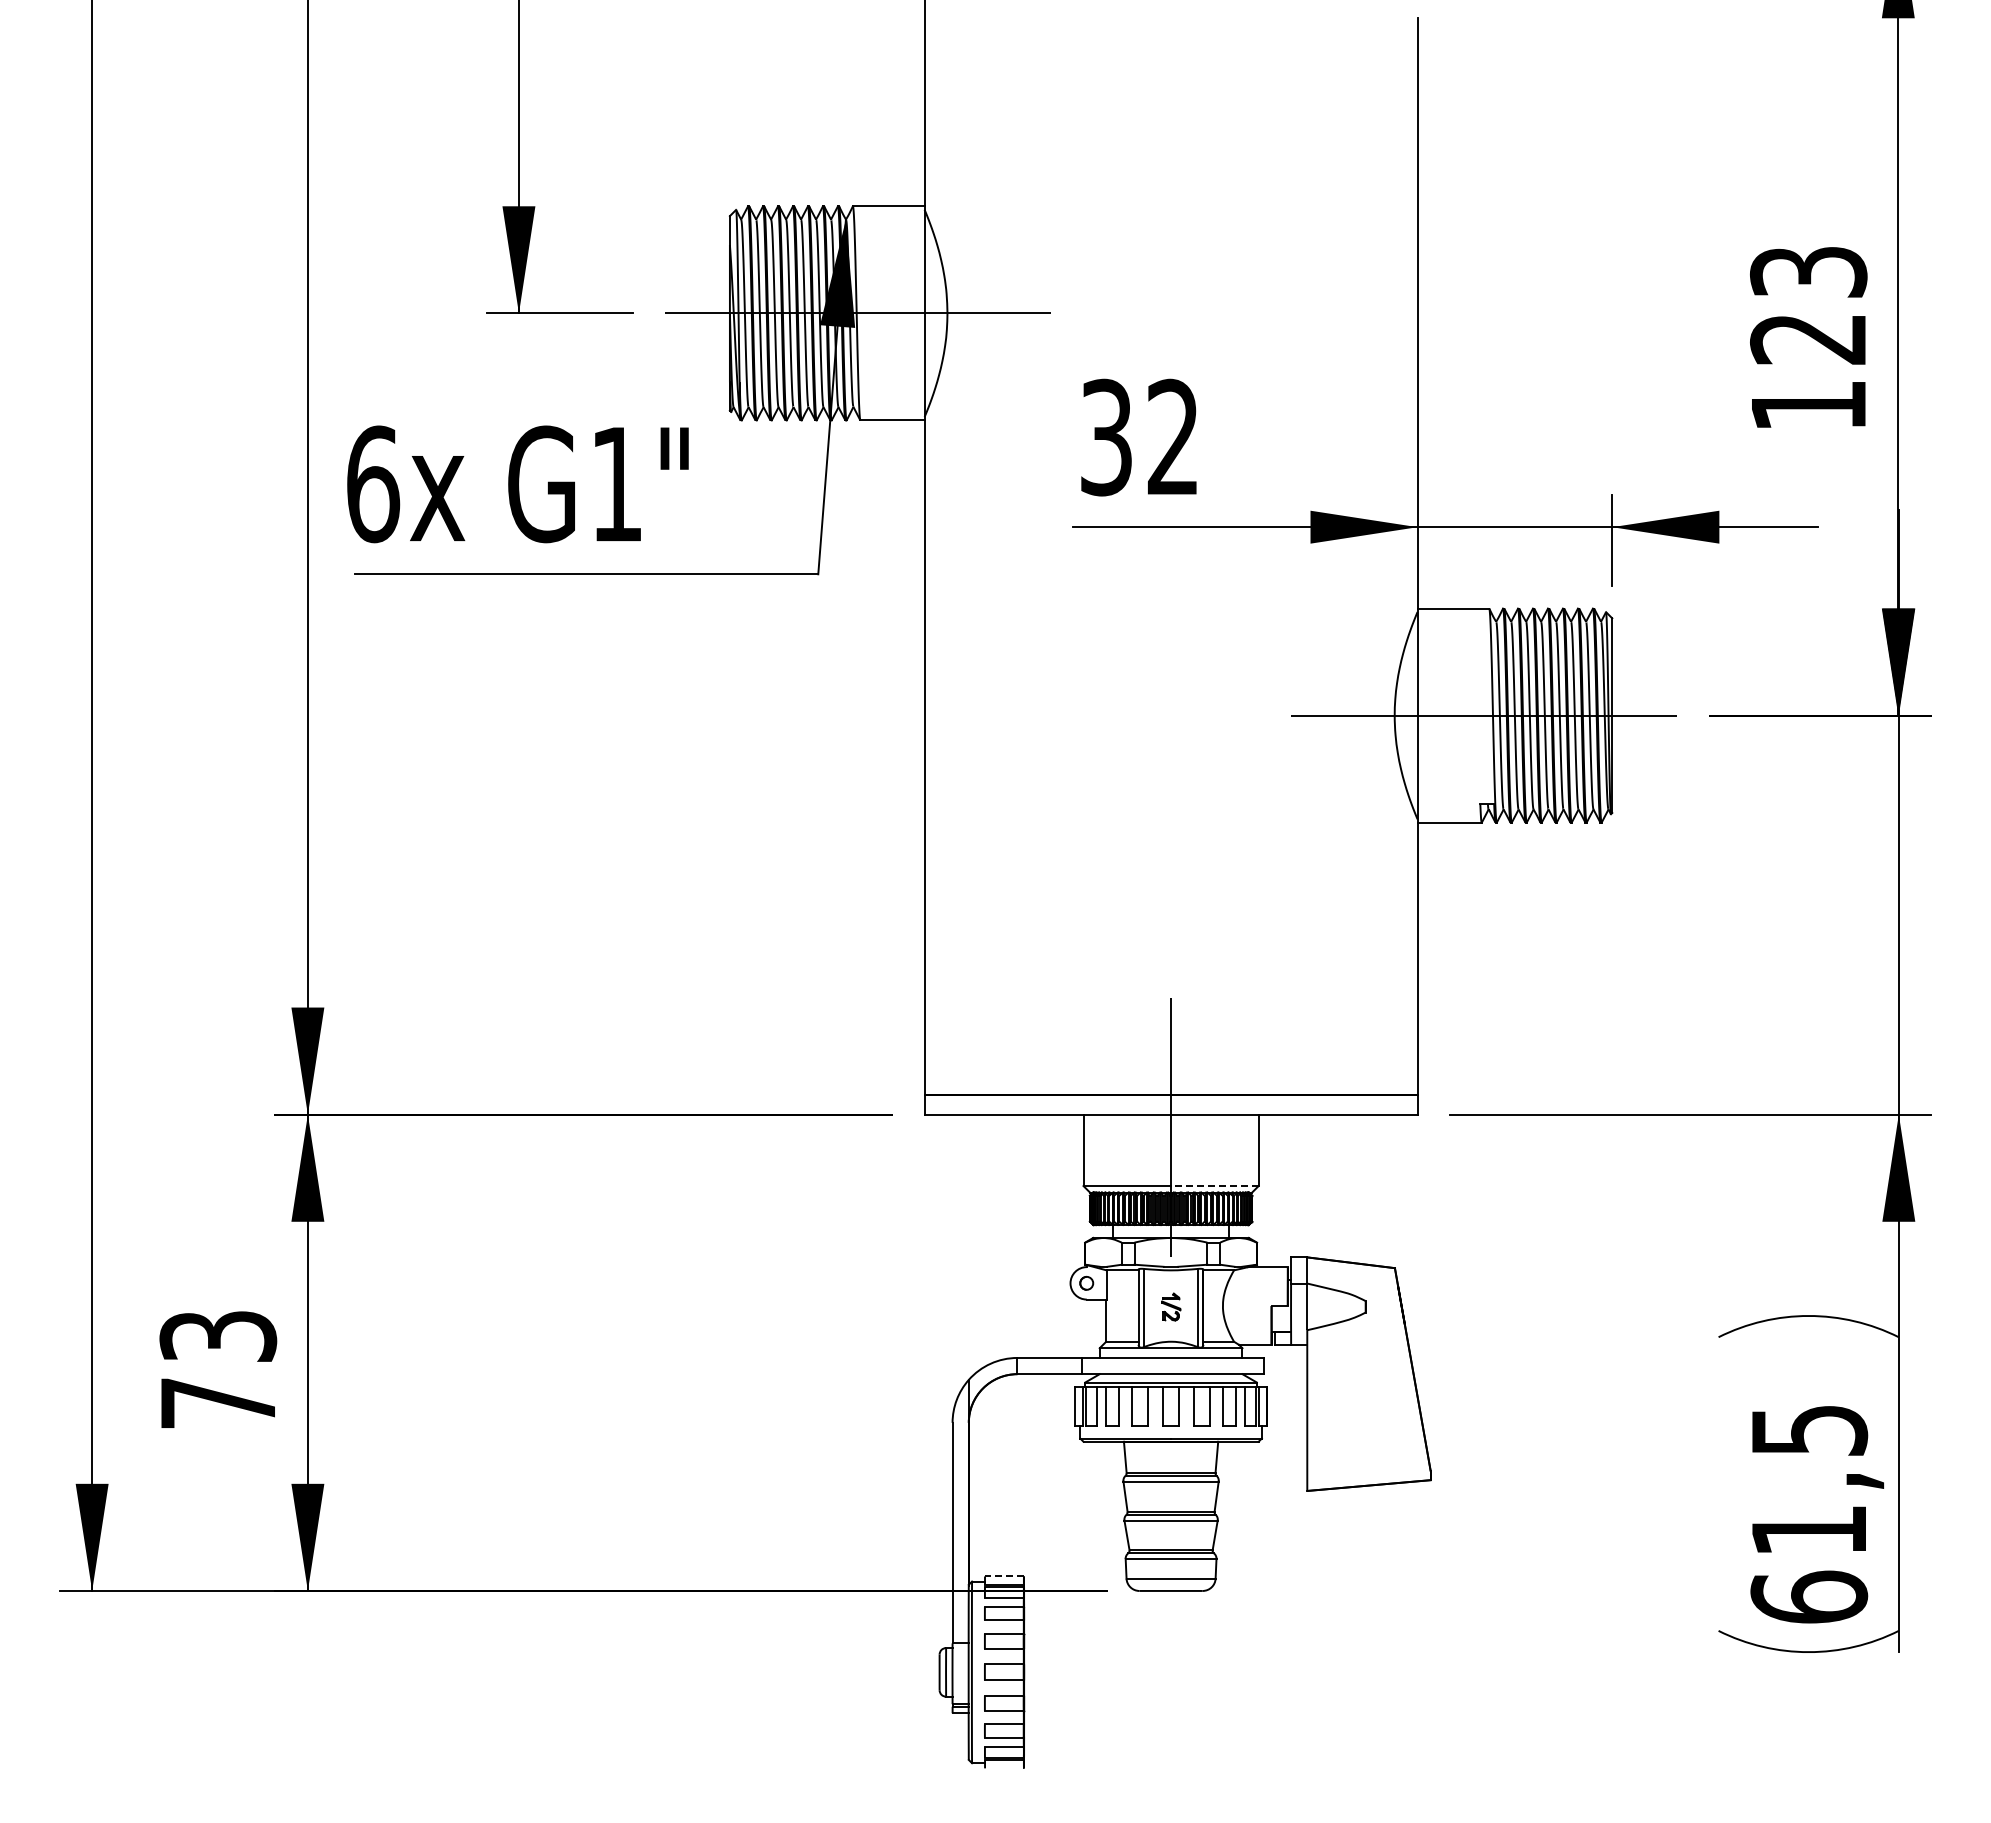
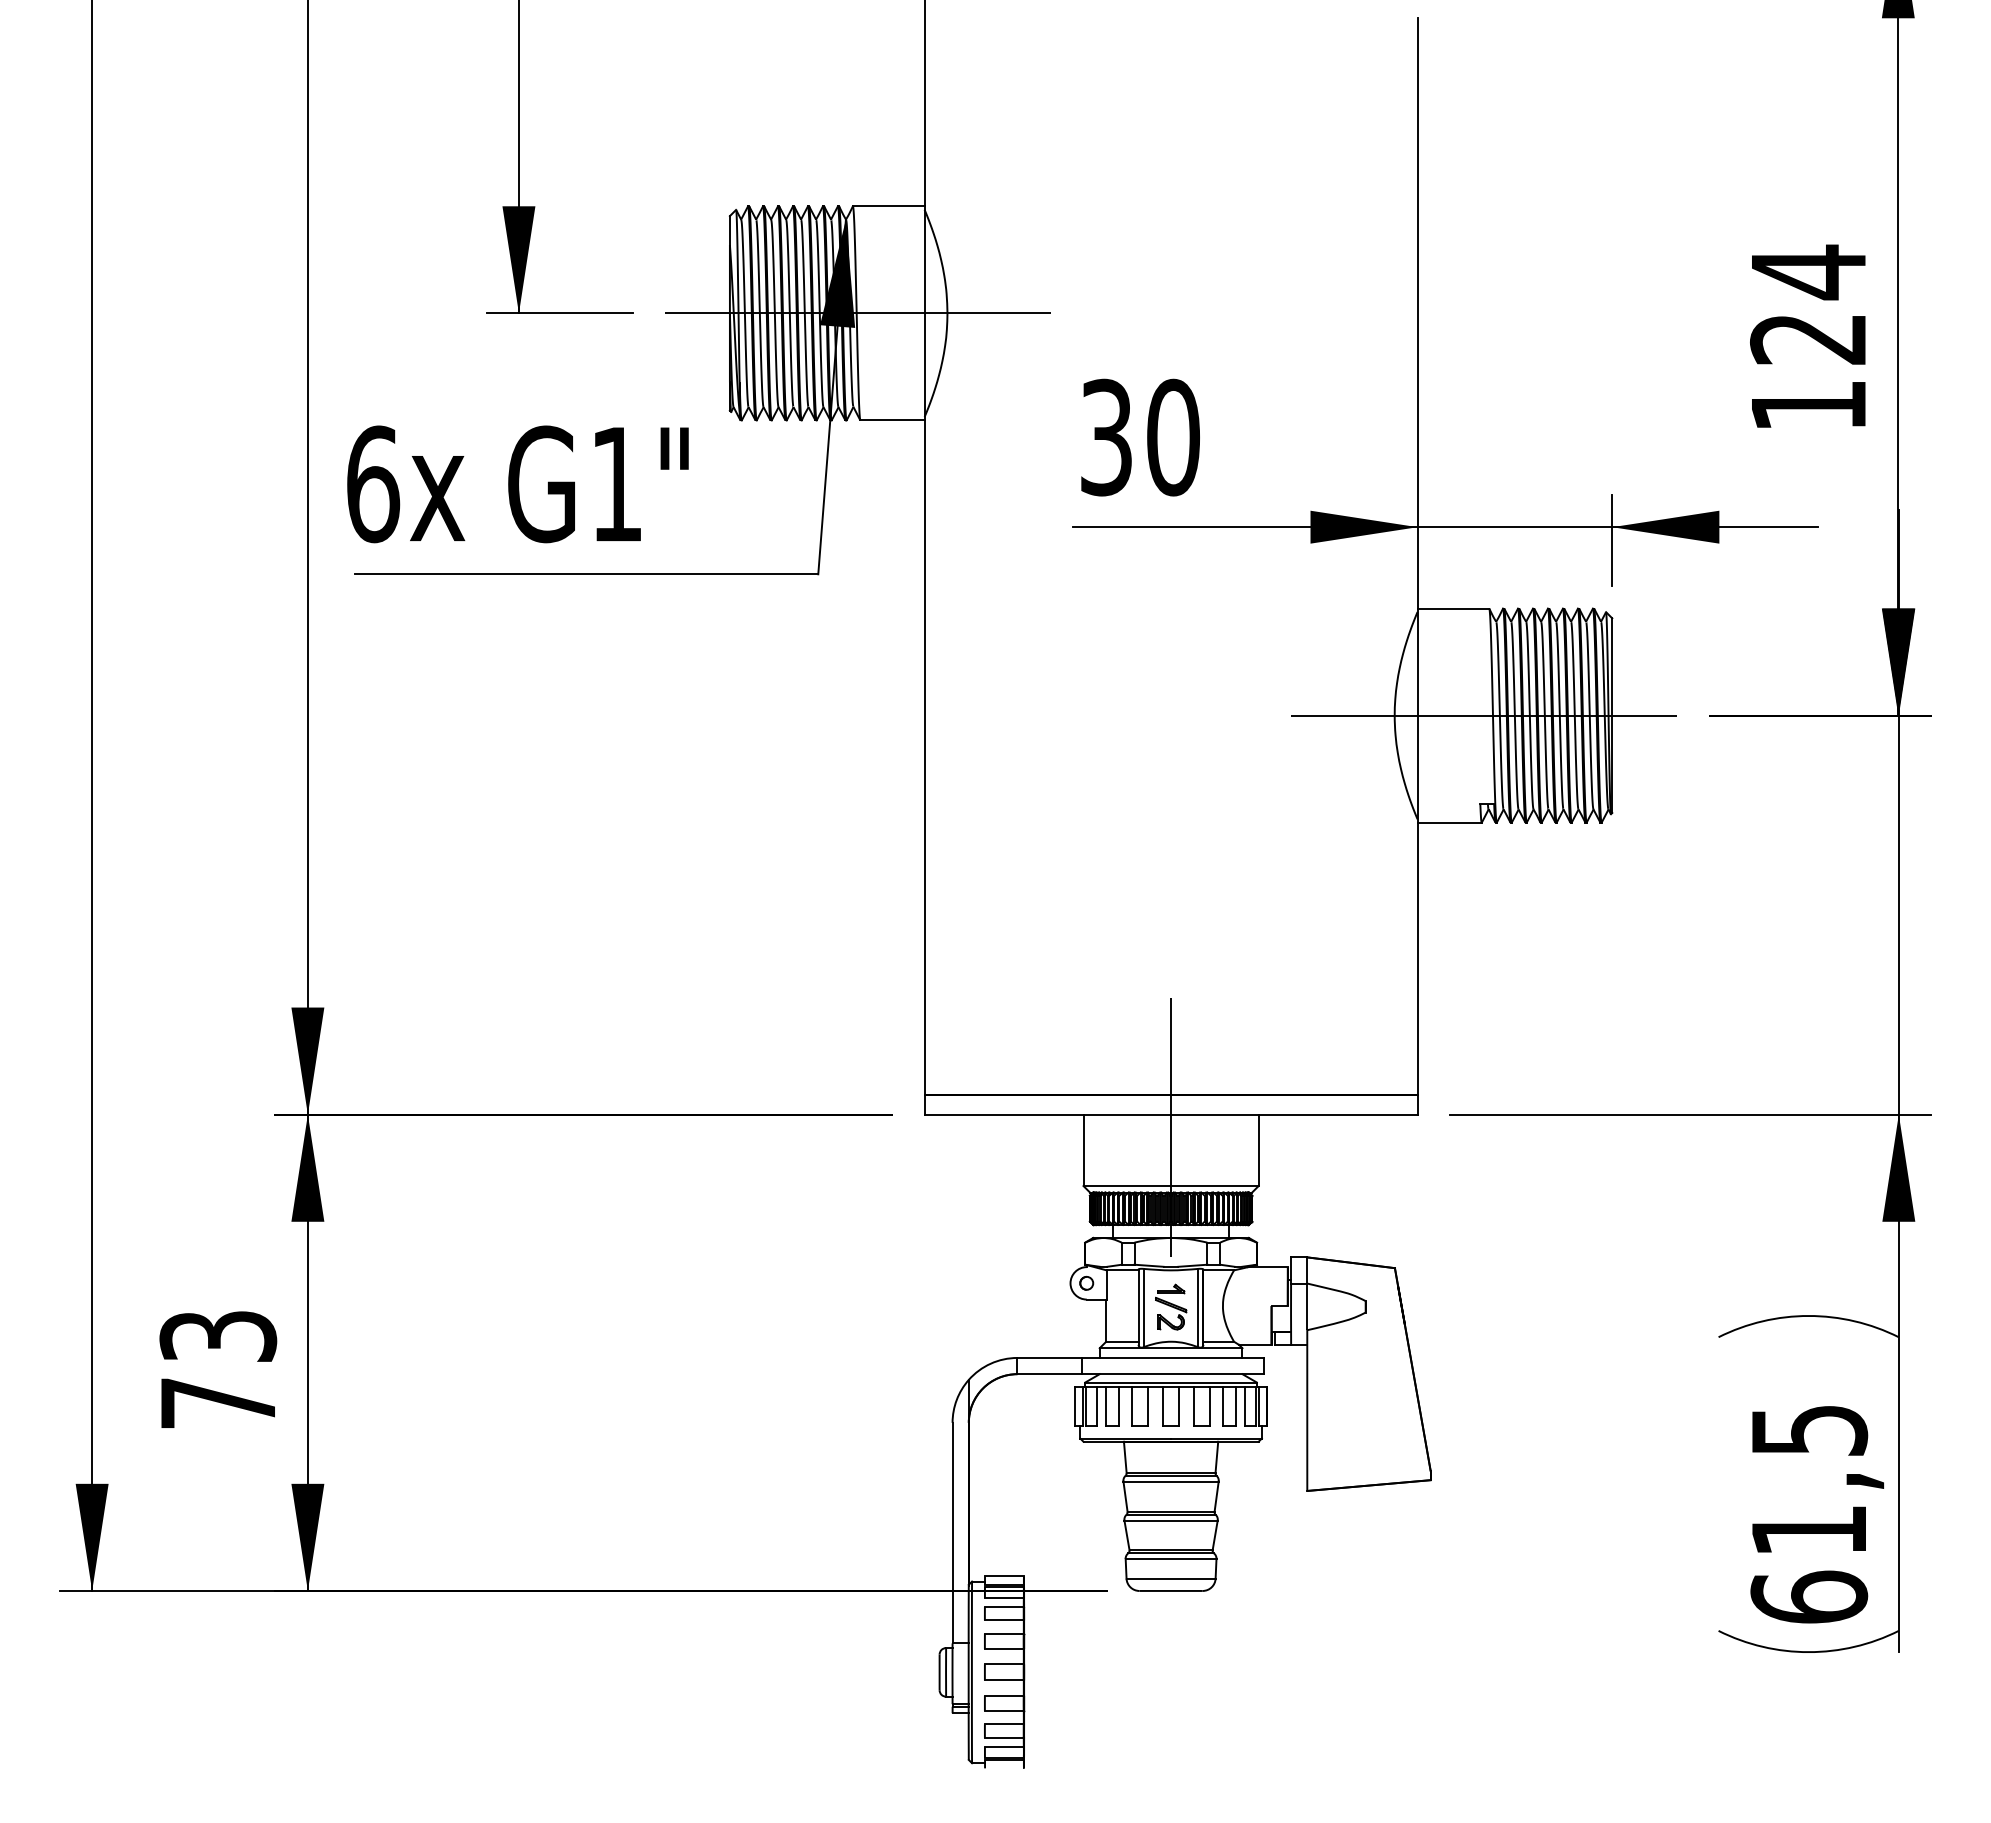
text: 123 -> 124 (1808, 272)
text: 32 -> 30 (1173, 437)
line: dashed -> solid (1214, 1186)
part size: 21x30 px -> 33x48 px (1171, 1306)
line: dashed -> solid (1003, 1576)
